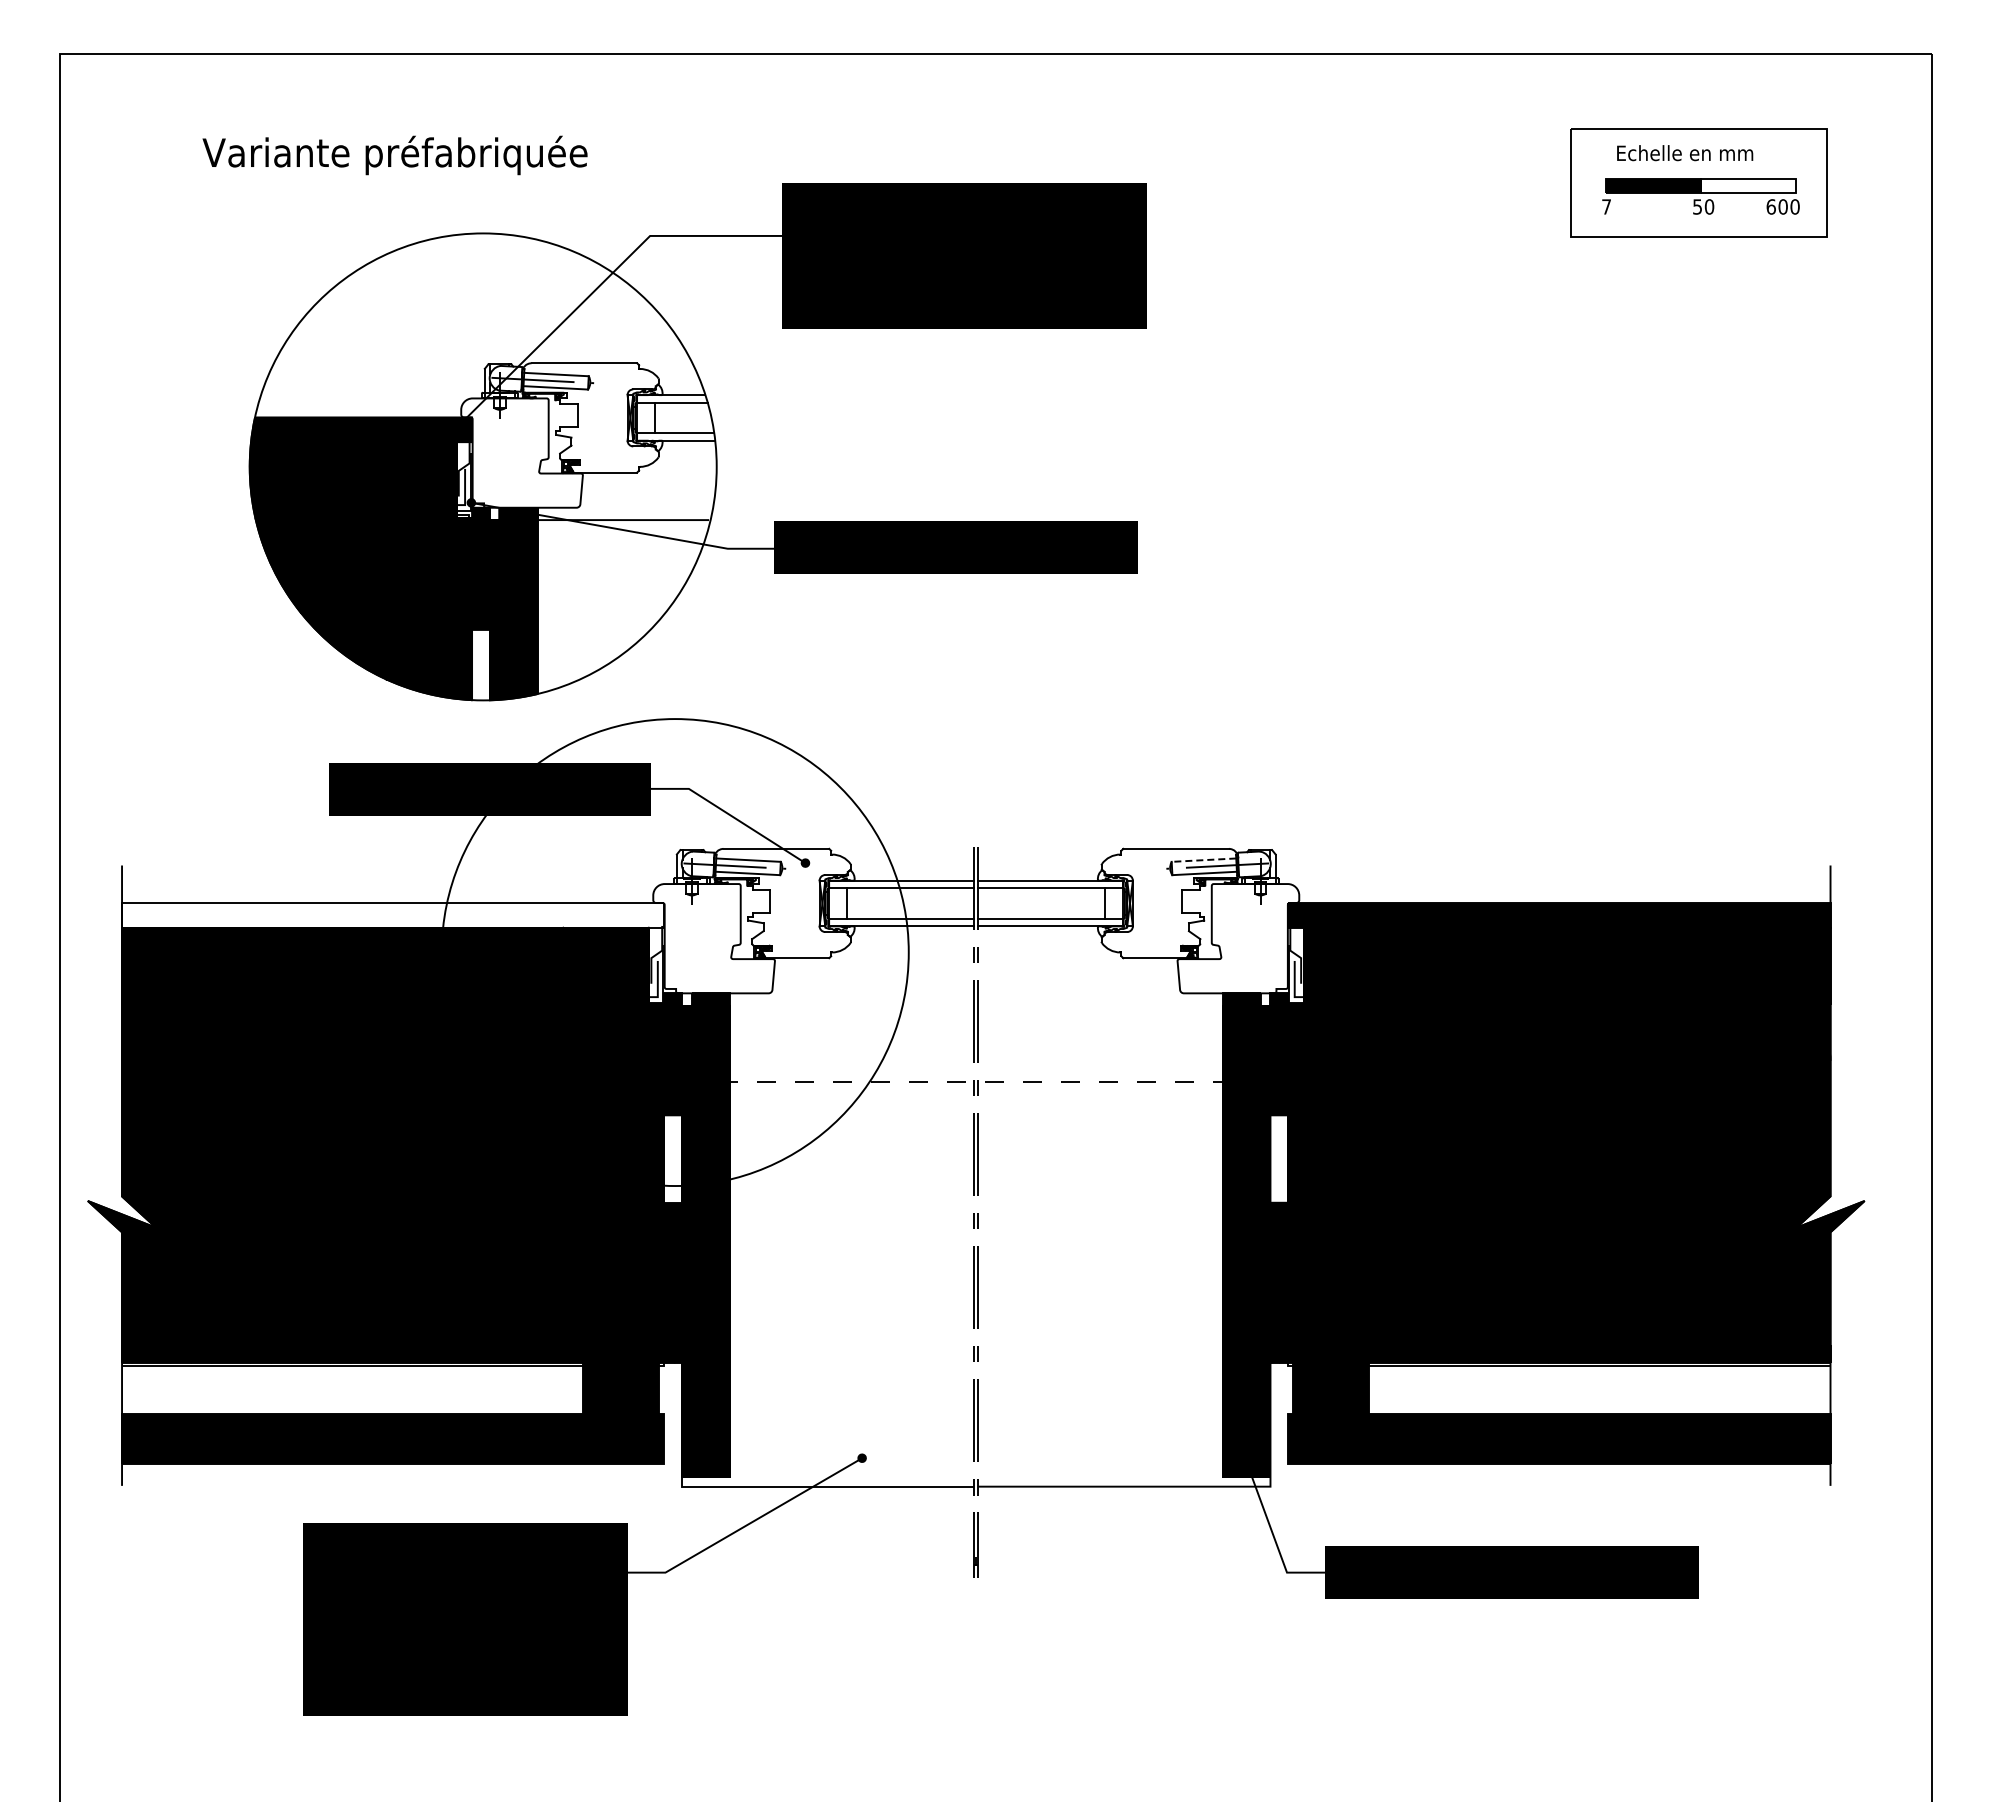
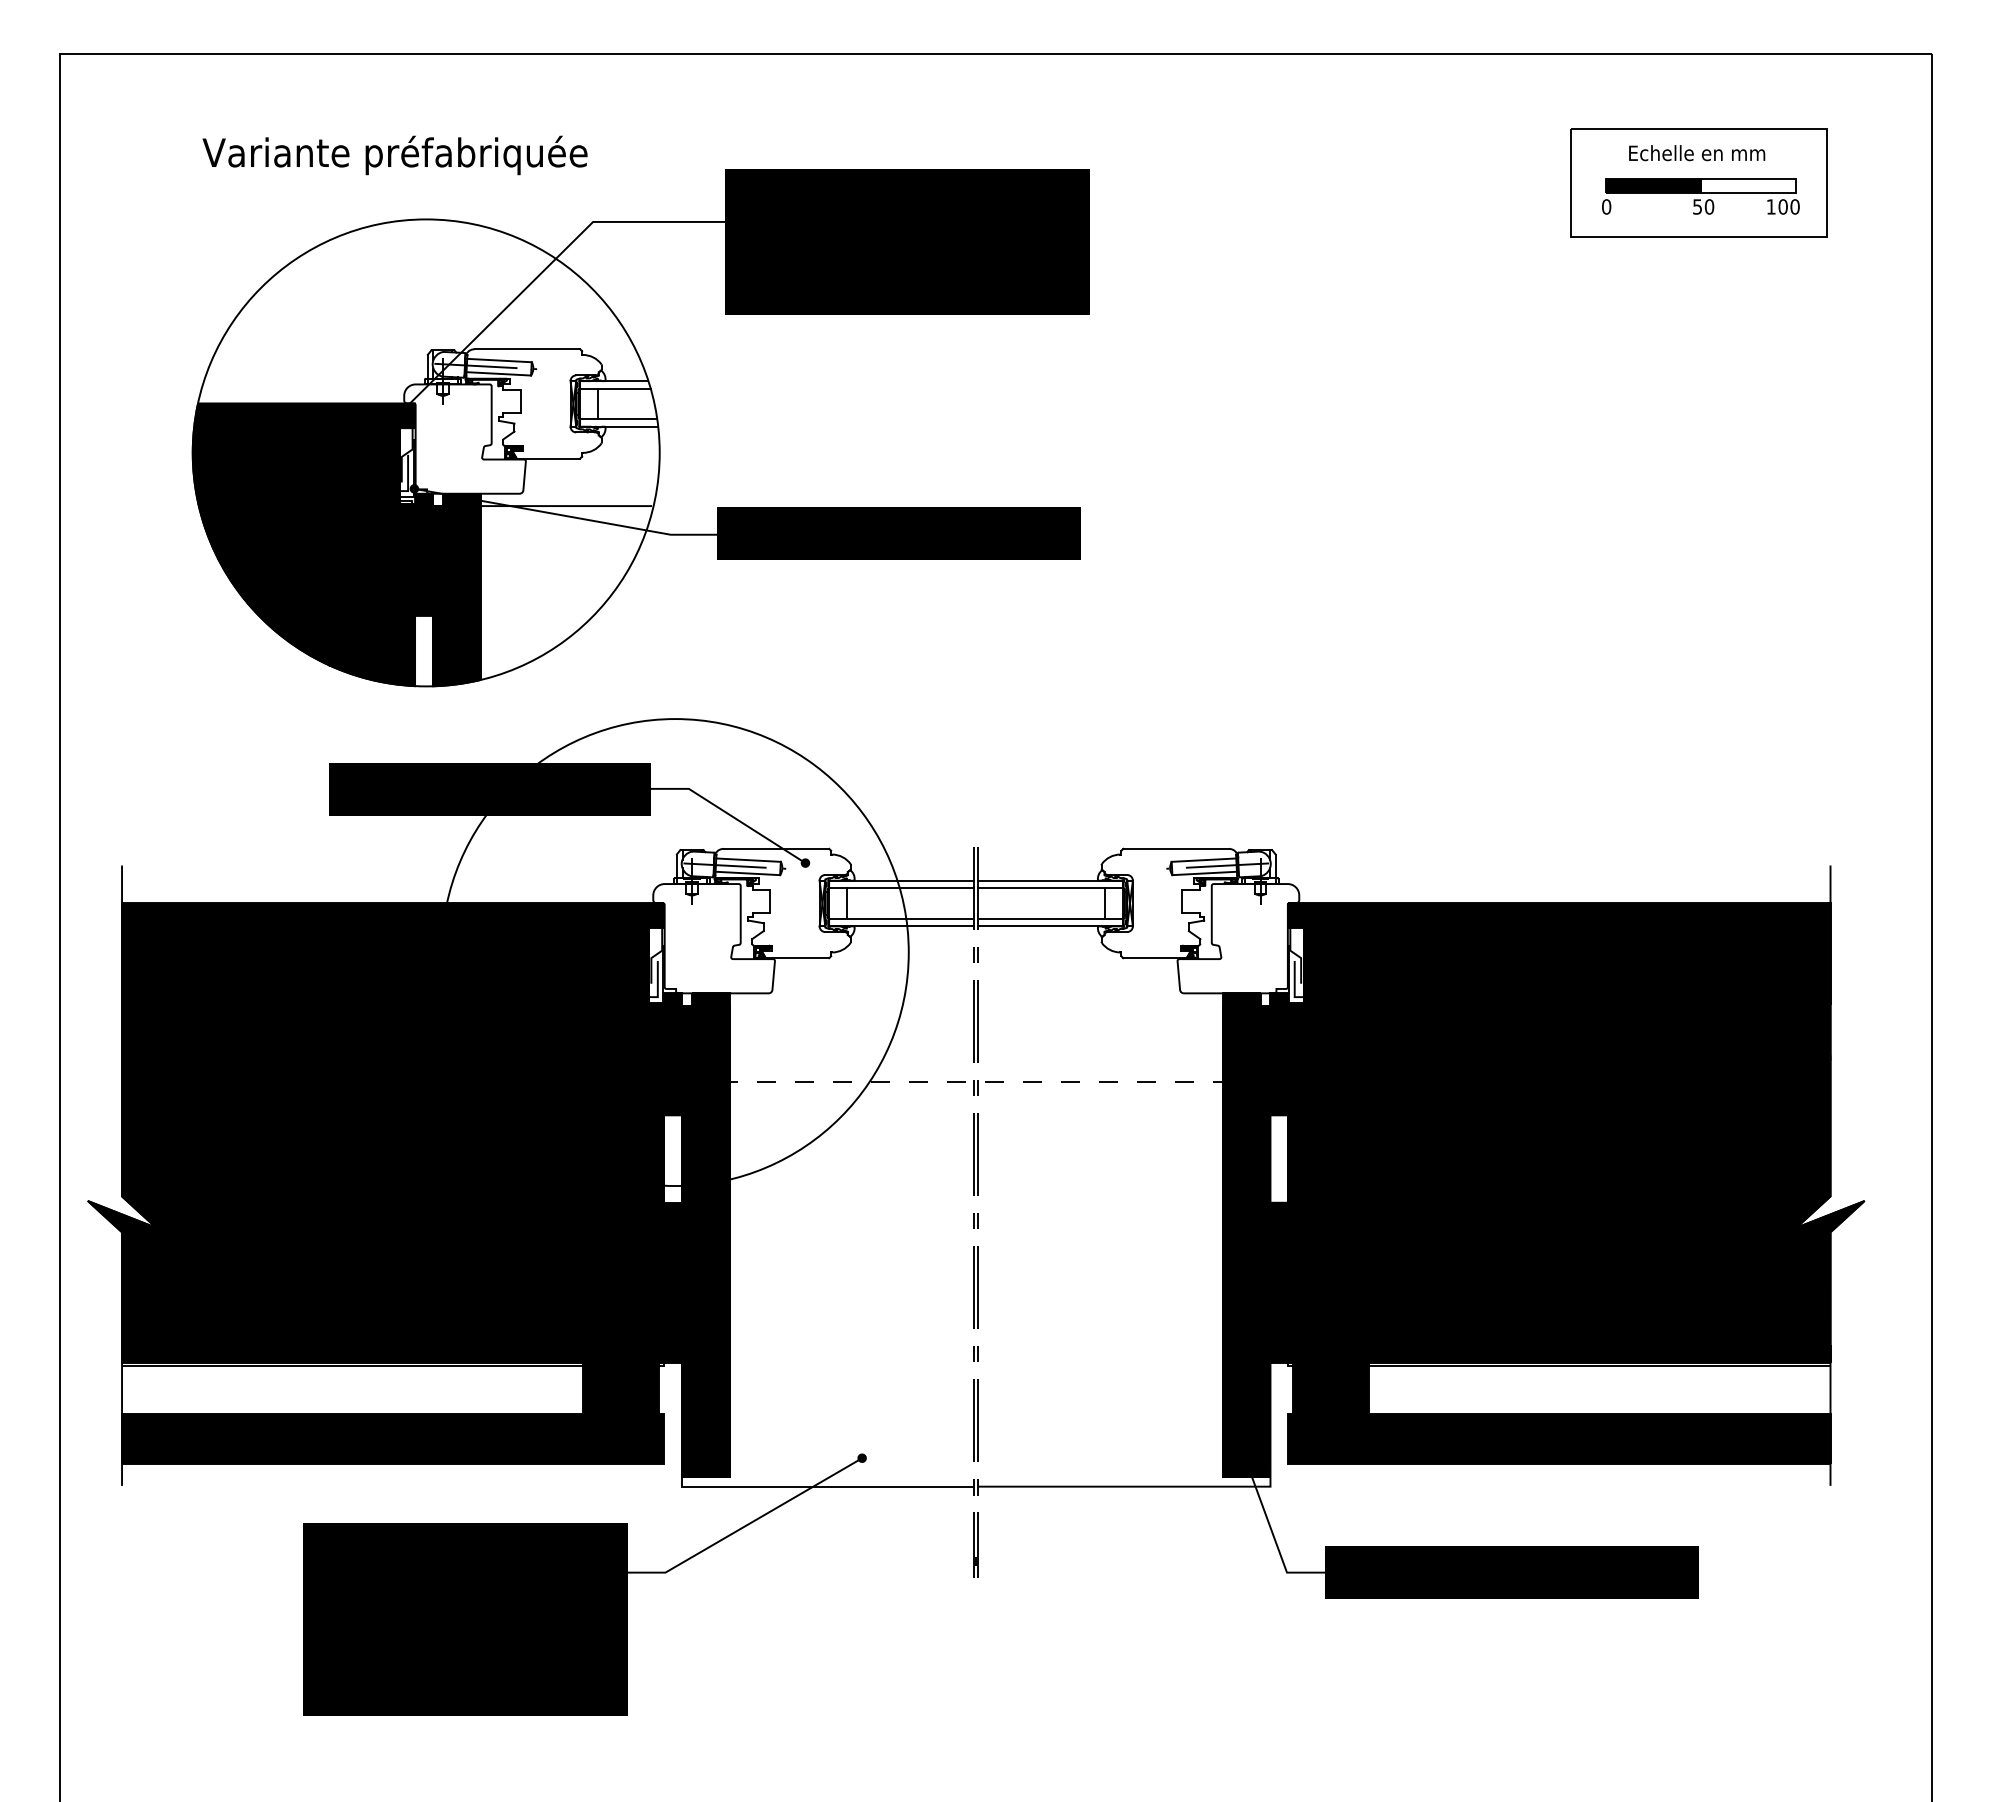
text position: (1685, 153) -> (1697, 153) (1697, 153)
text: 7 -> 0 (1606, 206)
text: 600 -> 100 (1770, 206)
part position: (697, 442) -> (640, 428) (640, 428)
line: dashed -> solid (1203, 860)
fill: none -> present (393, 915)
